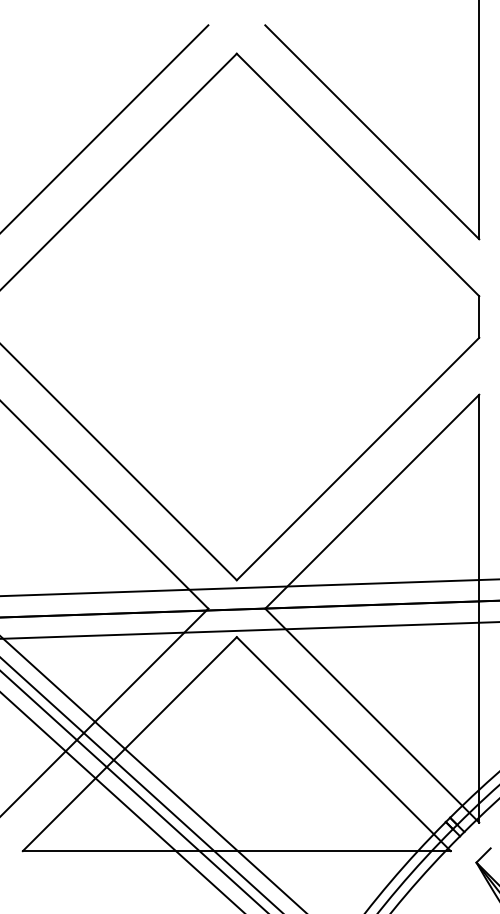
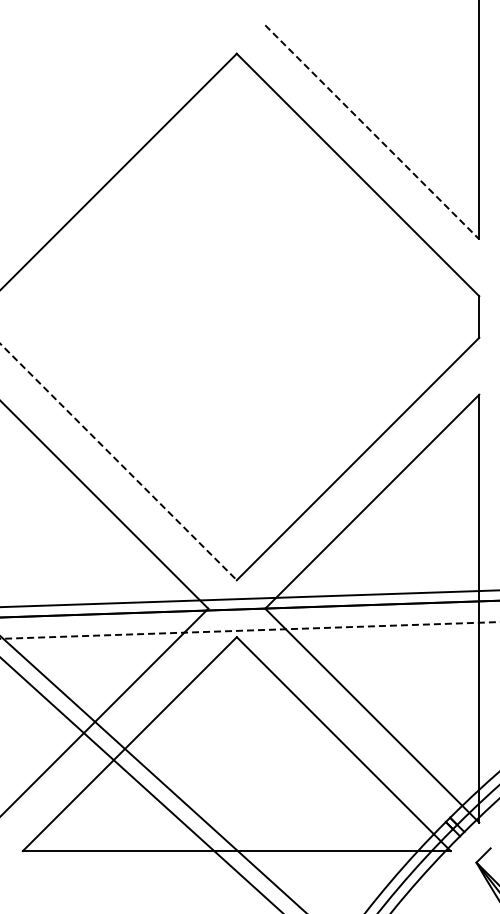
line: present -> none (105, 128)
line: solid -> dashed (372, 132)
line: solid -> dashed (118, 462)
line position: (249, 587) -> (249, 598) (249, 598)
line: solid -> dashed (249, 630)
line: present -> none (133, 791)
line: present -> none (121, 802)
